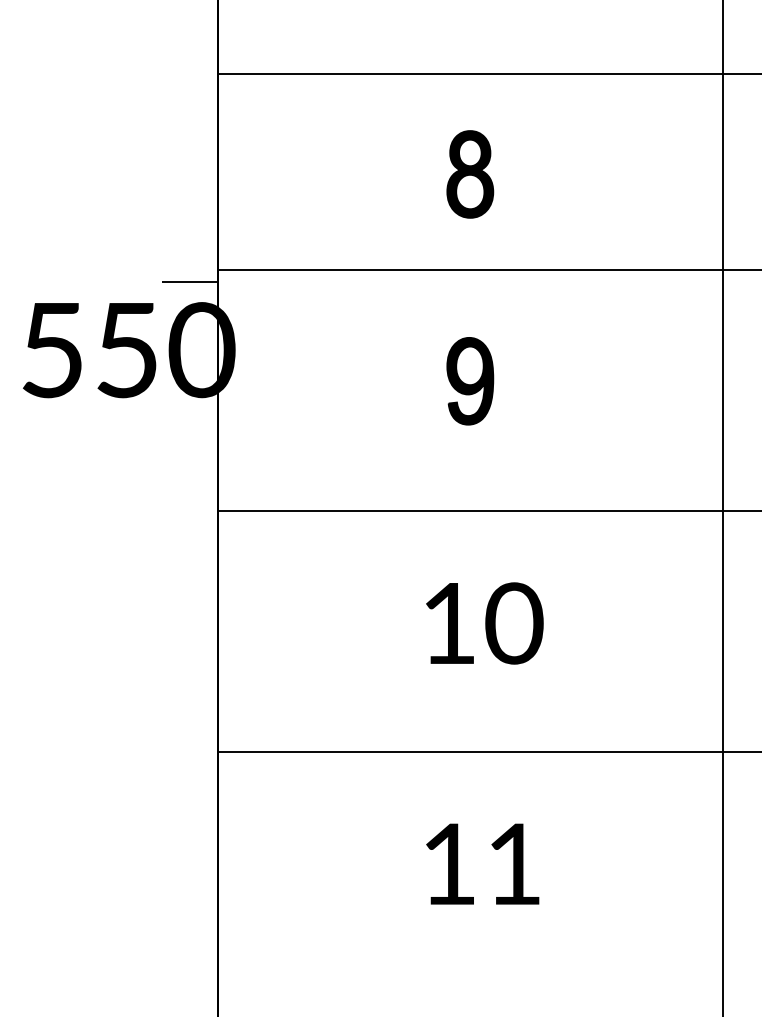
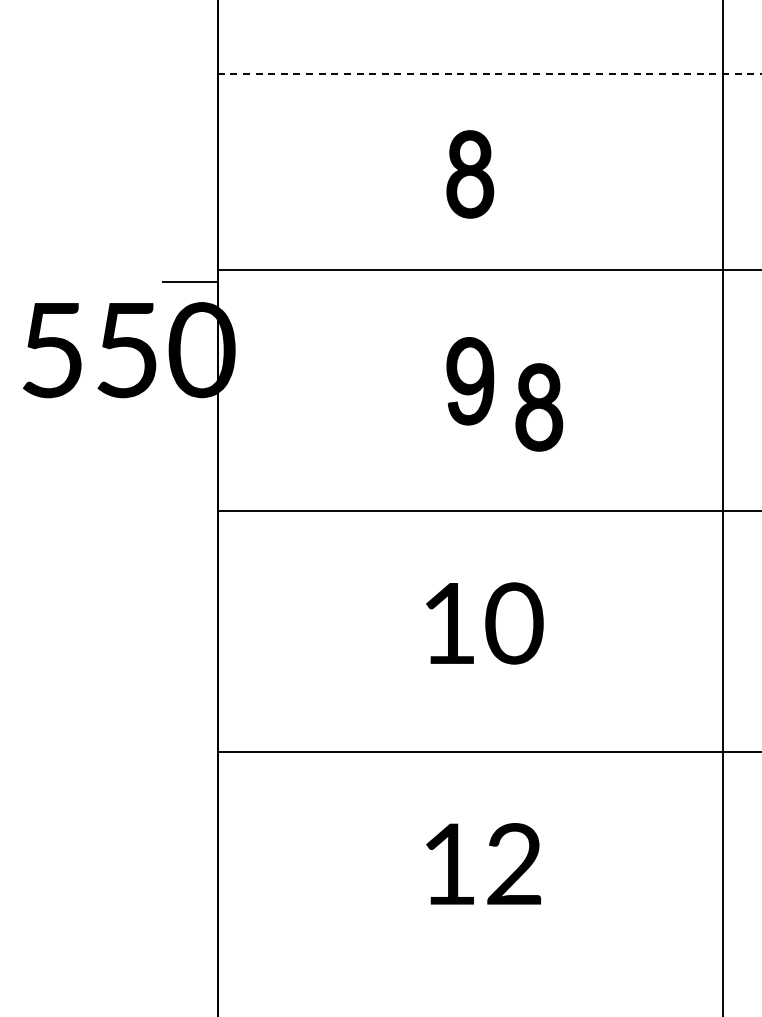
line: solid -> dashed (489, 73)
part: none -> present (539, 407)
text: 11 -> 12 (513, 863)
